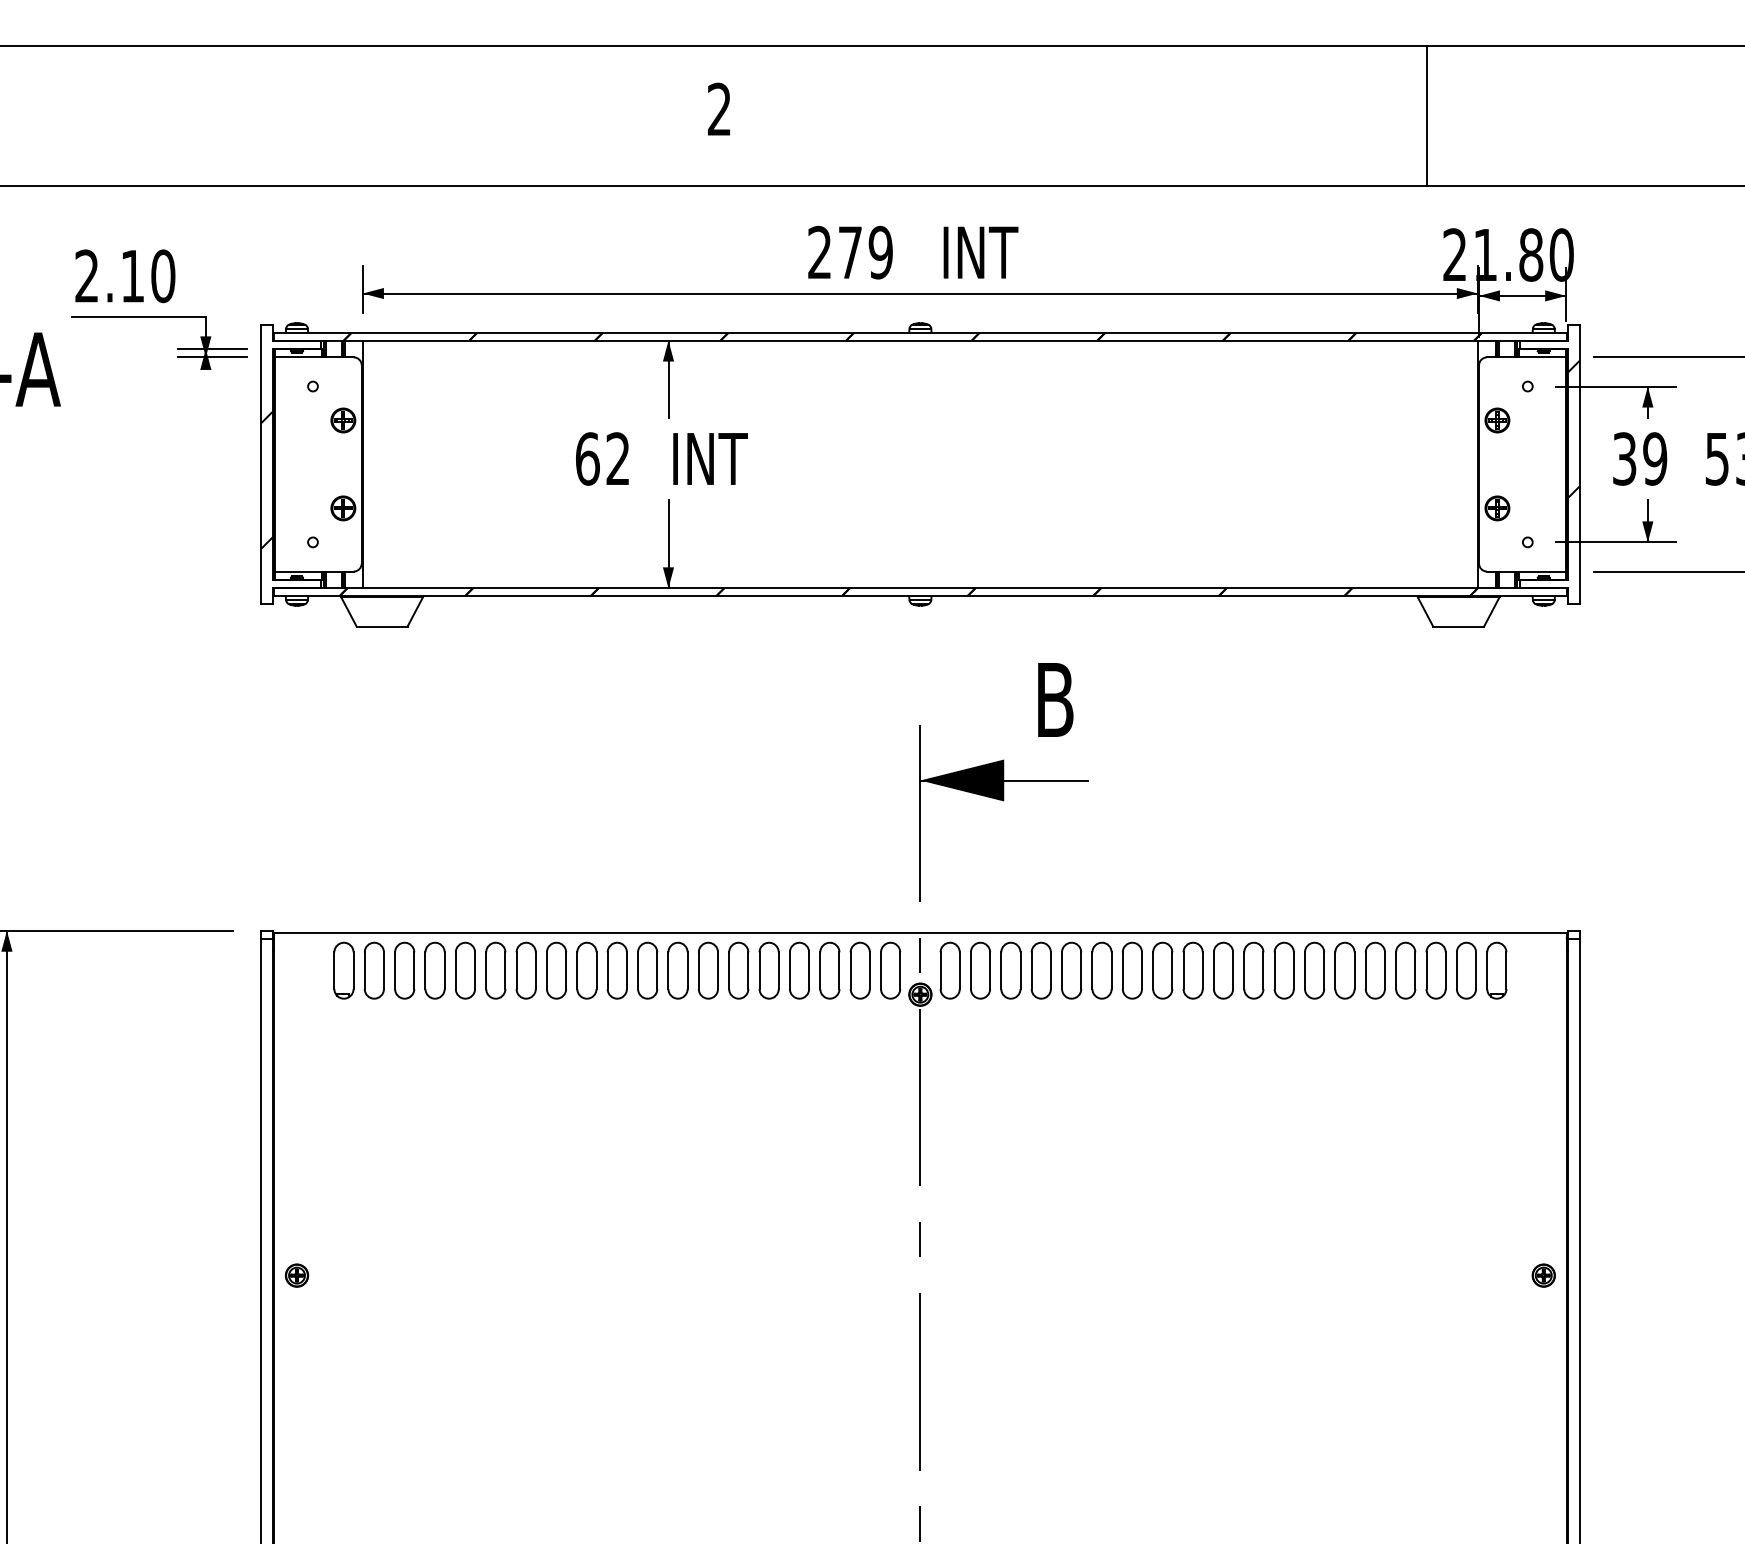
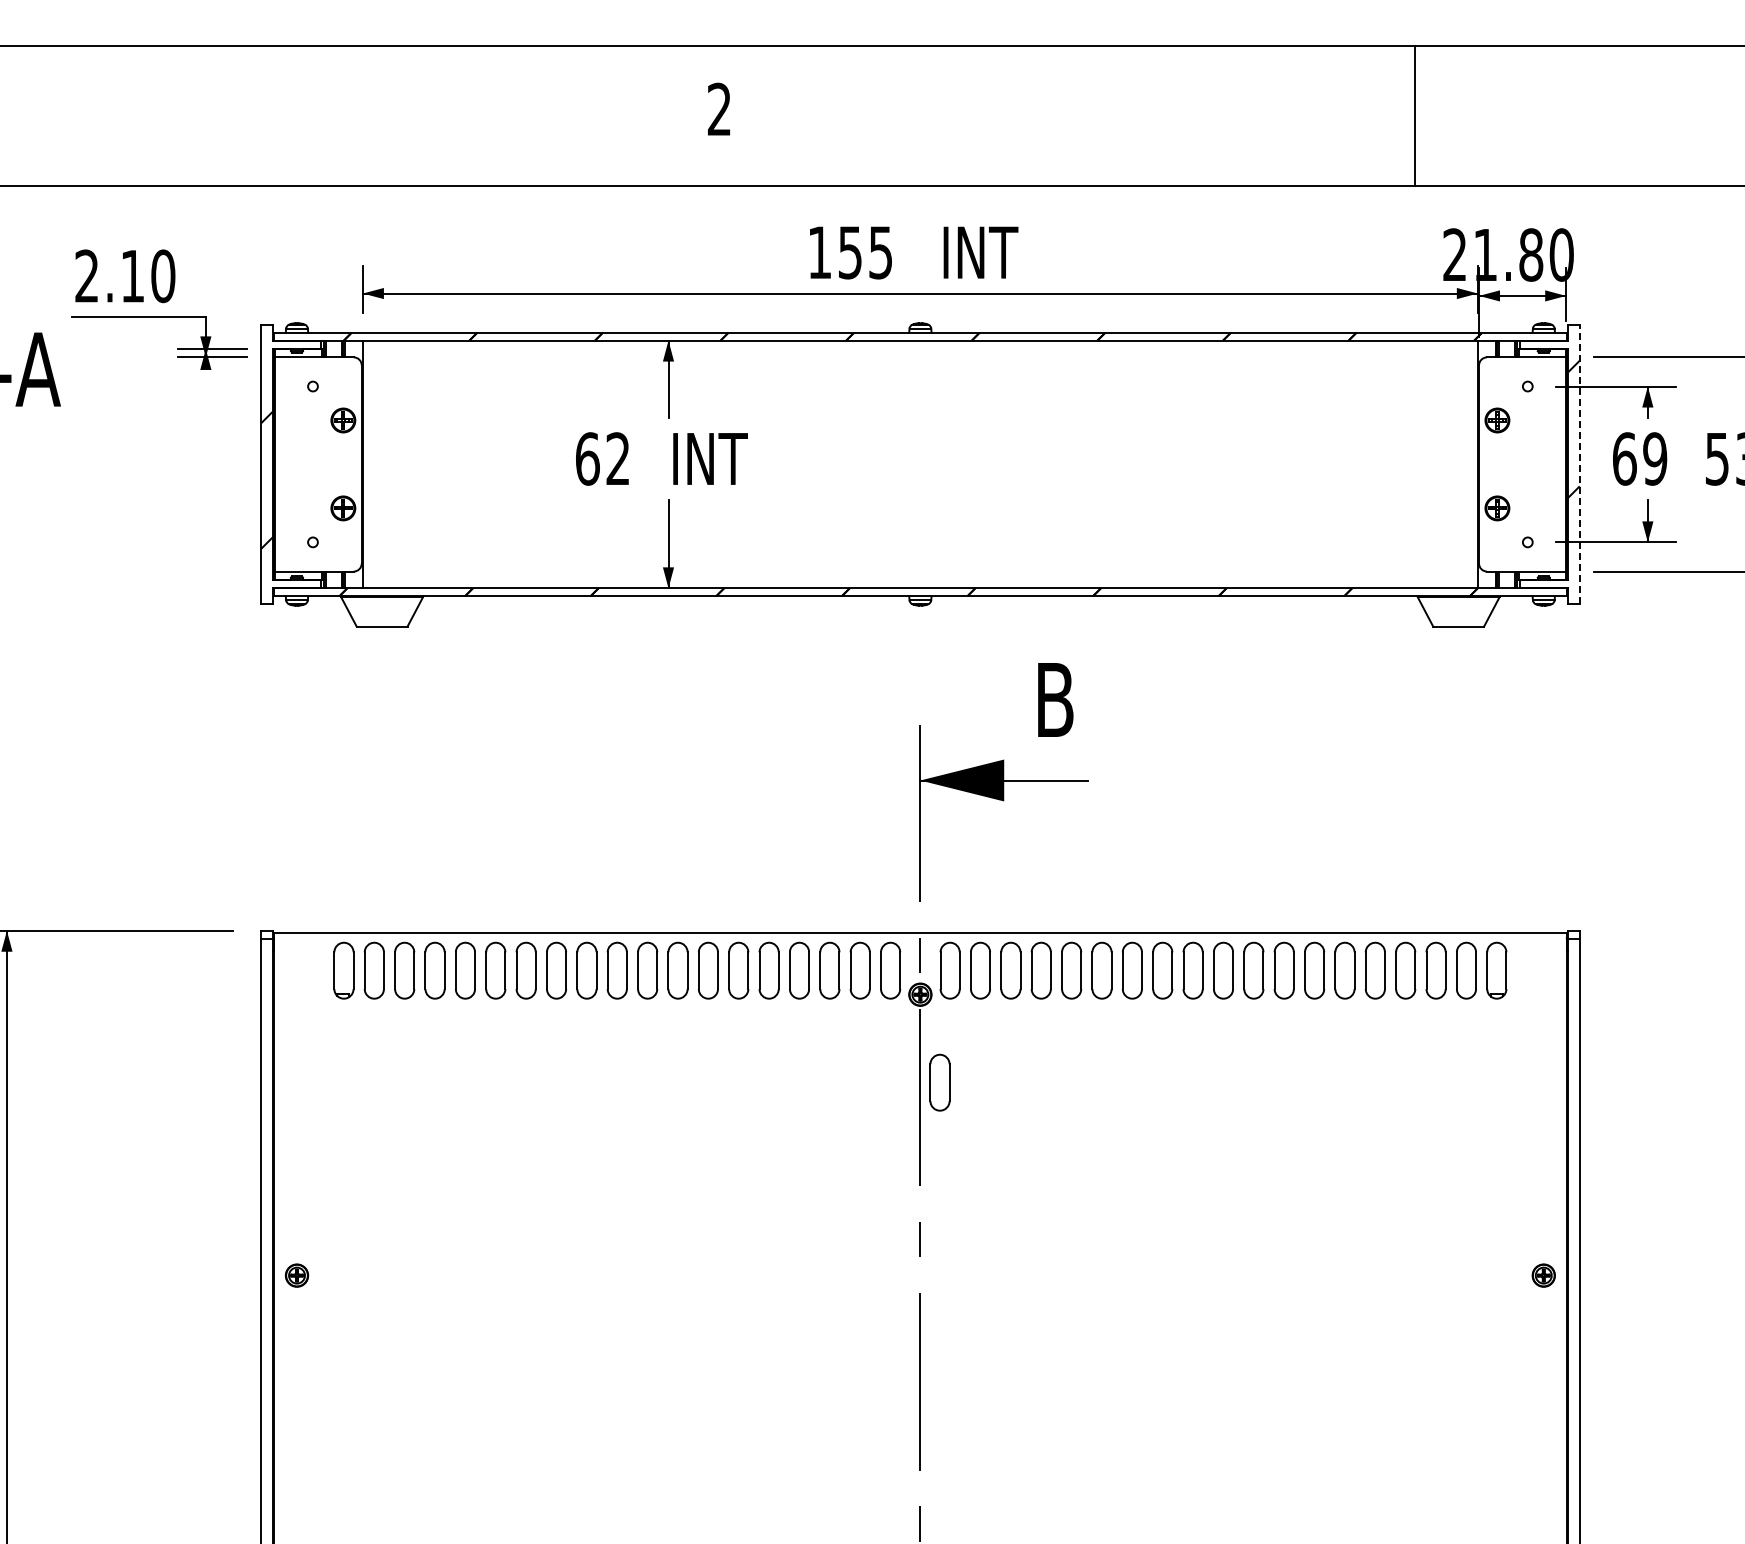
line position: (1427, 116) -> (1415, 116) (1415, 116)
text: 279 -> 155 (850, 252)
text: 39 -> 69 (1624, 458)
line: solid -> dashed (1579, 464)
part: none -> present (939, 1082)
